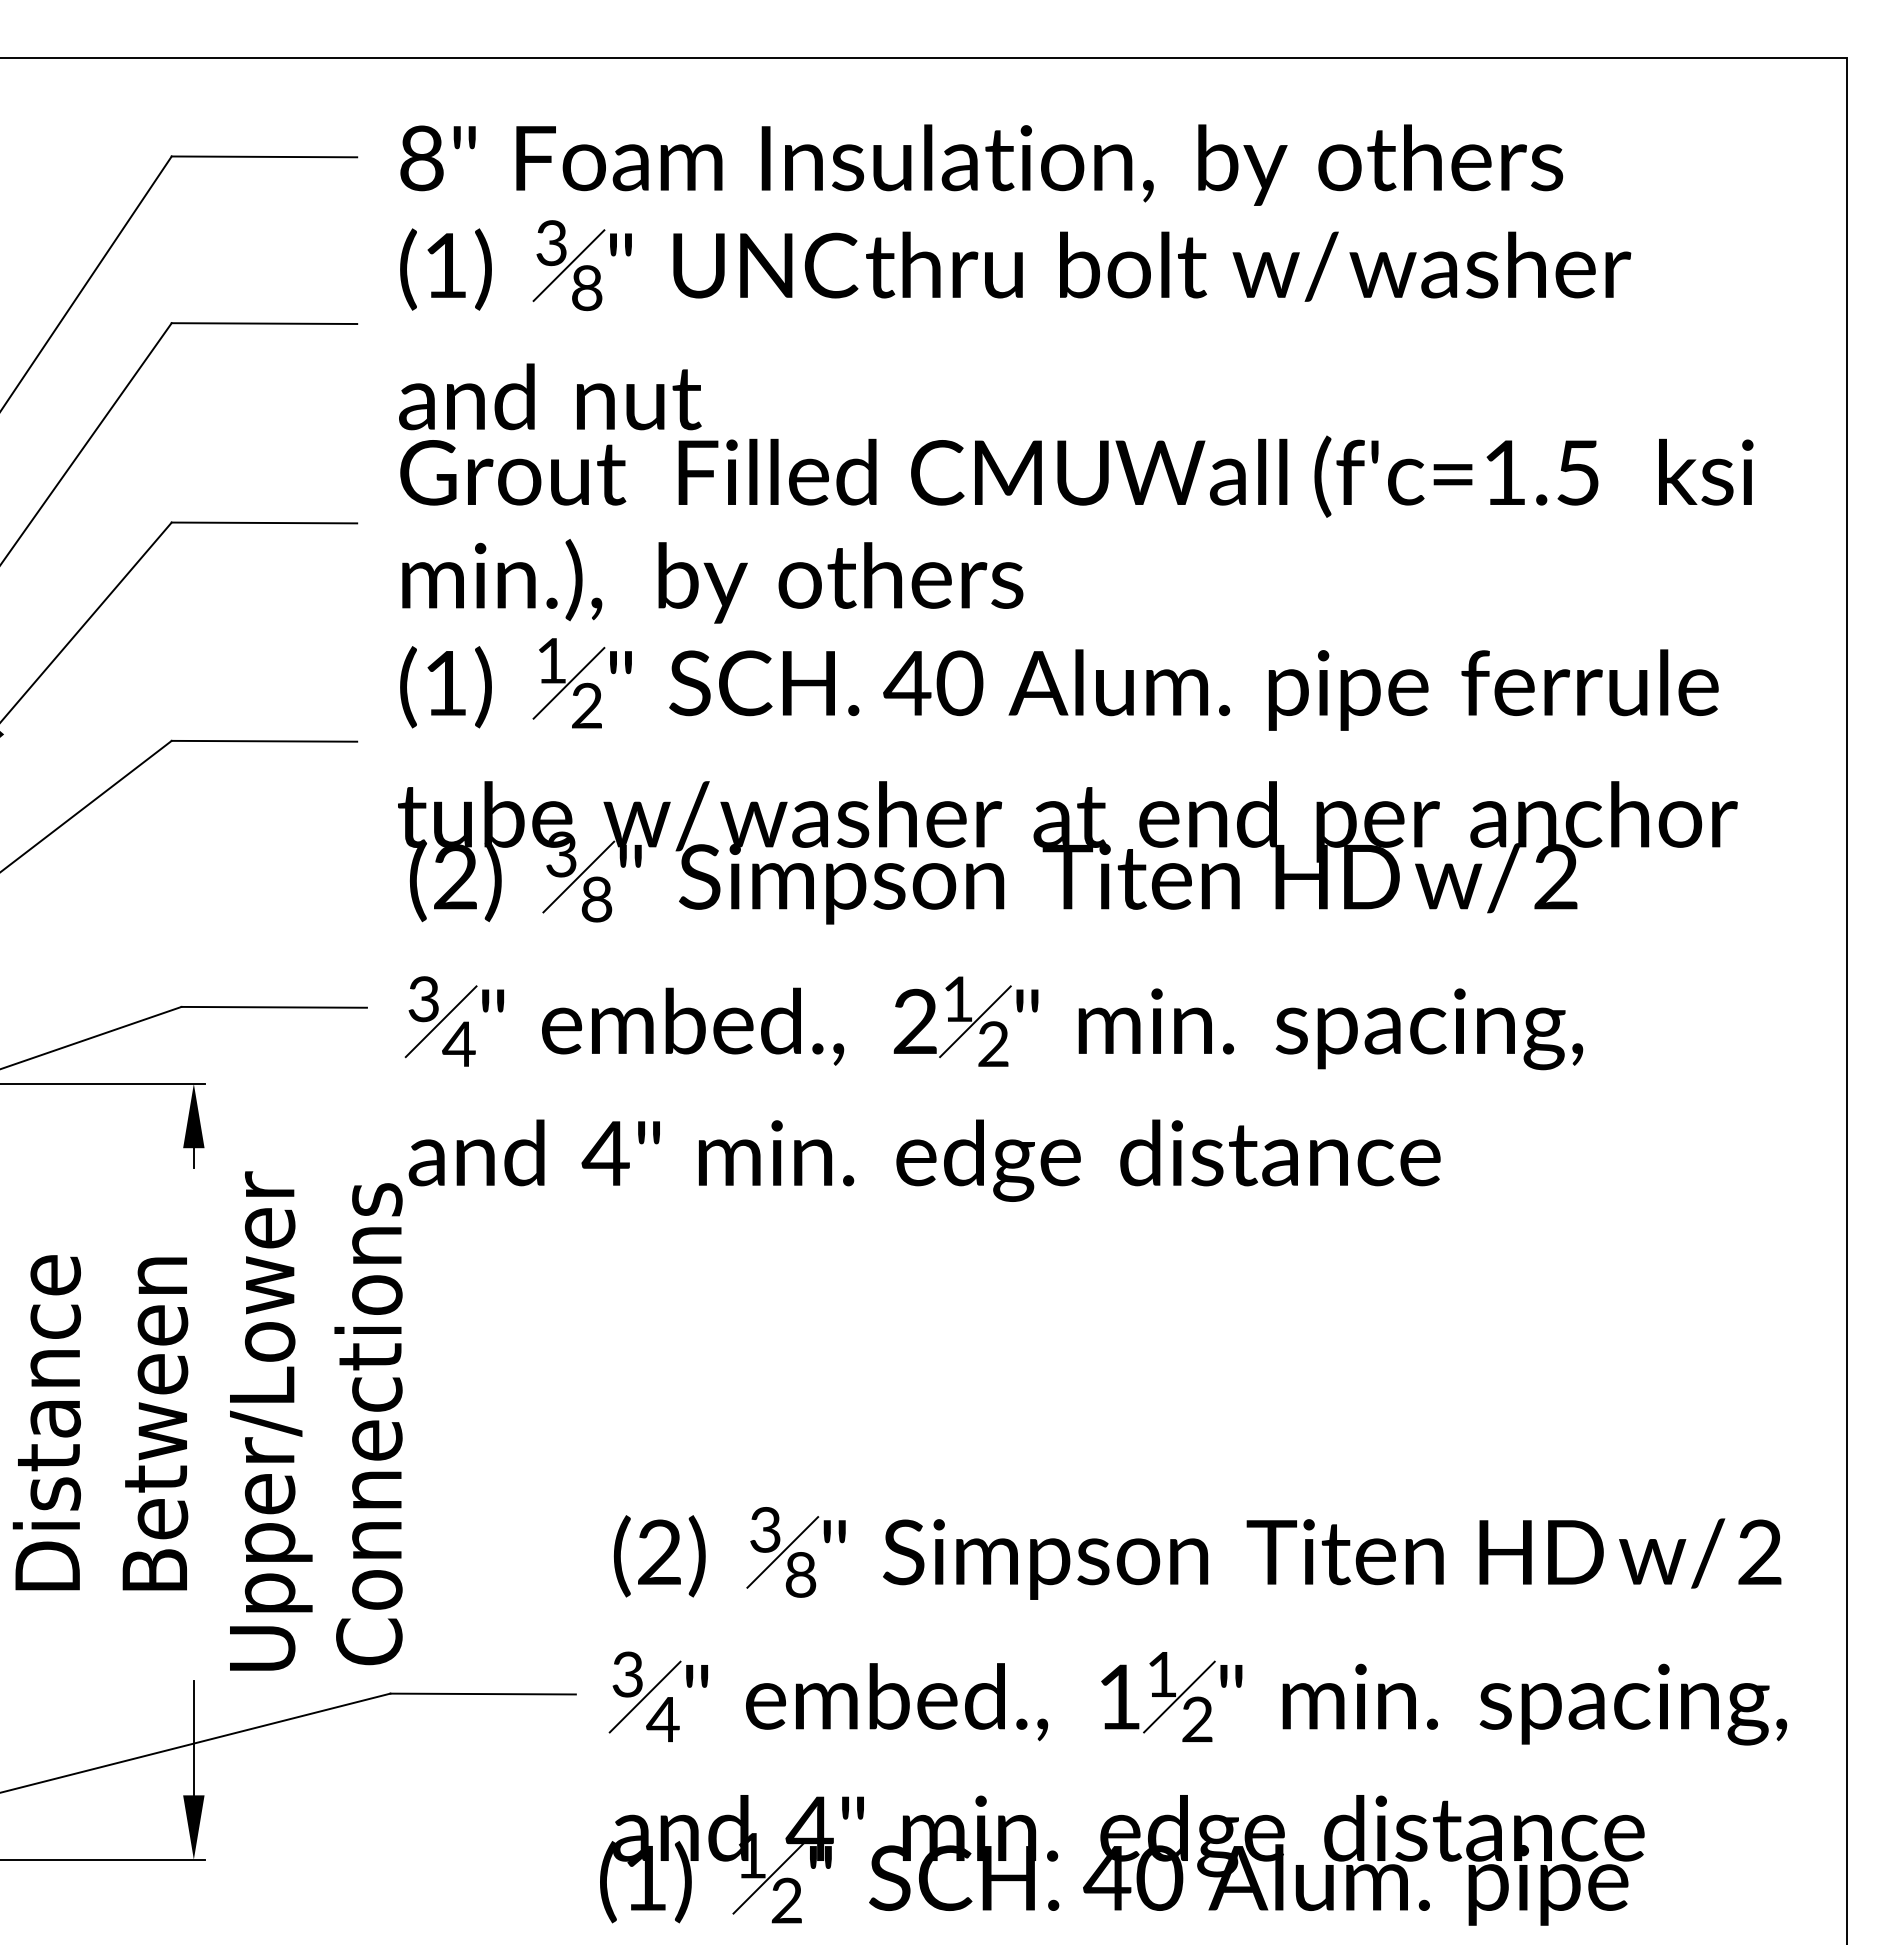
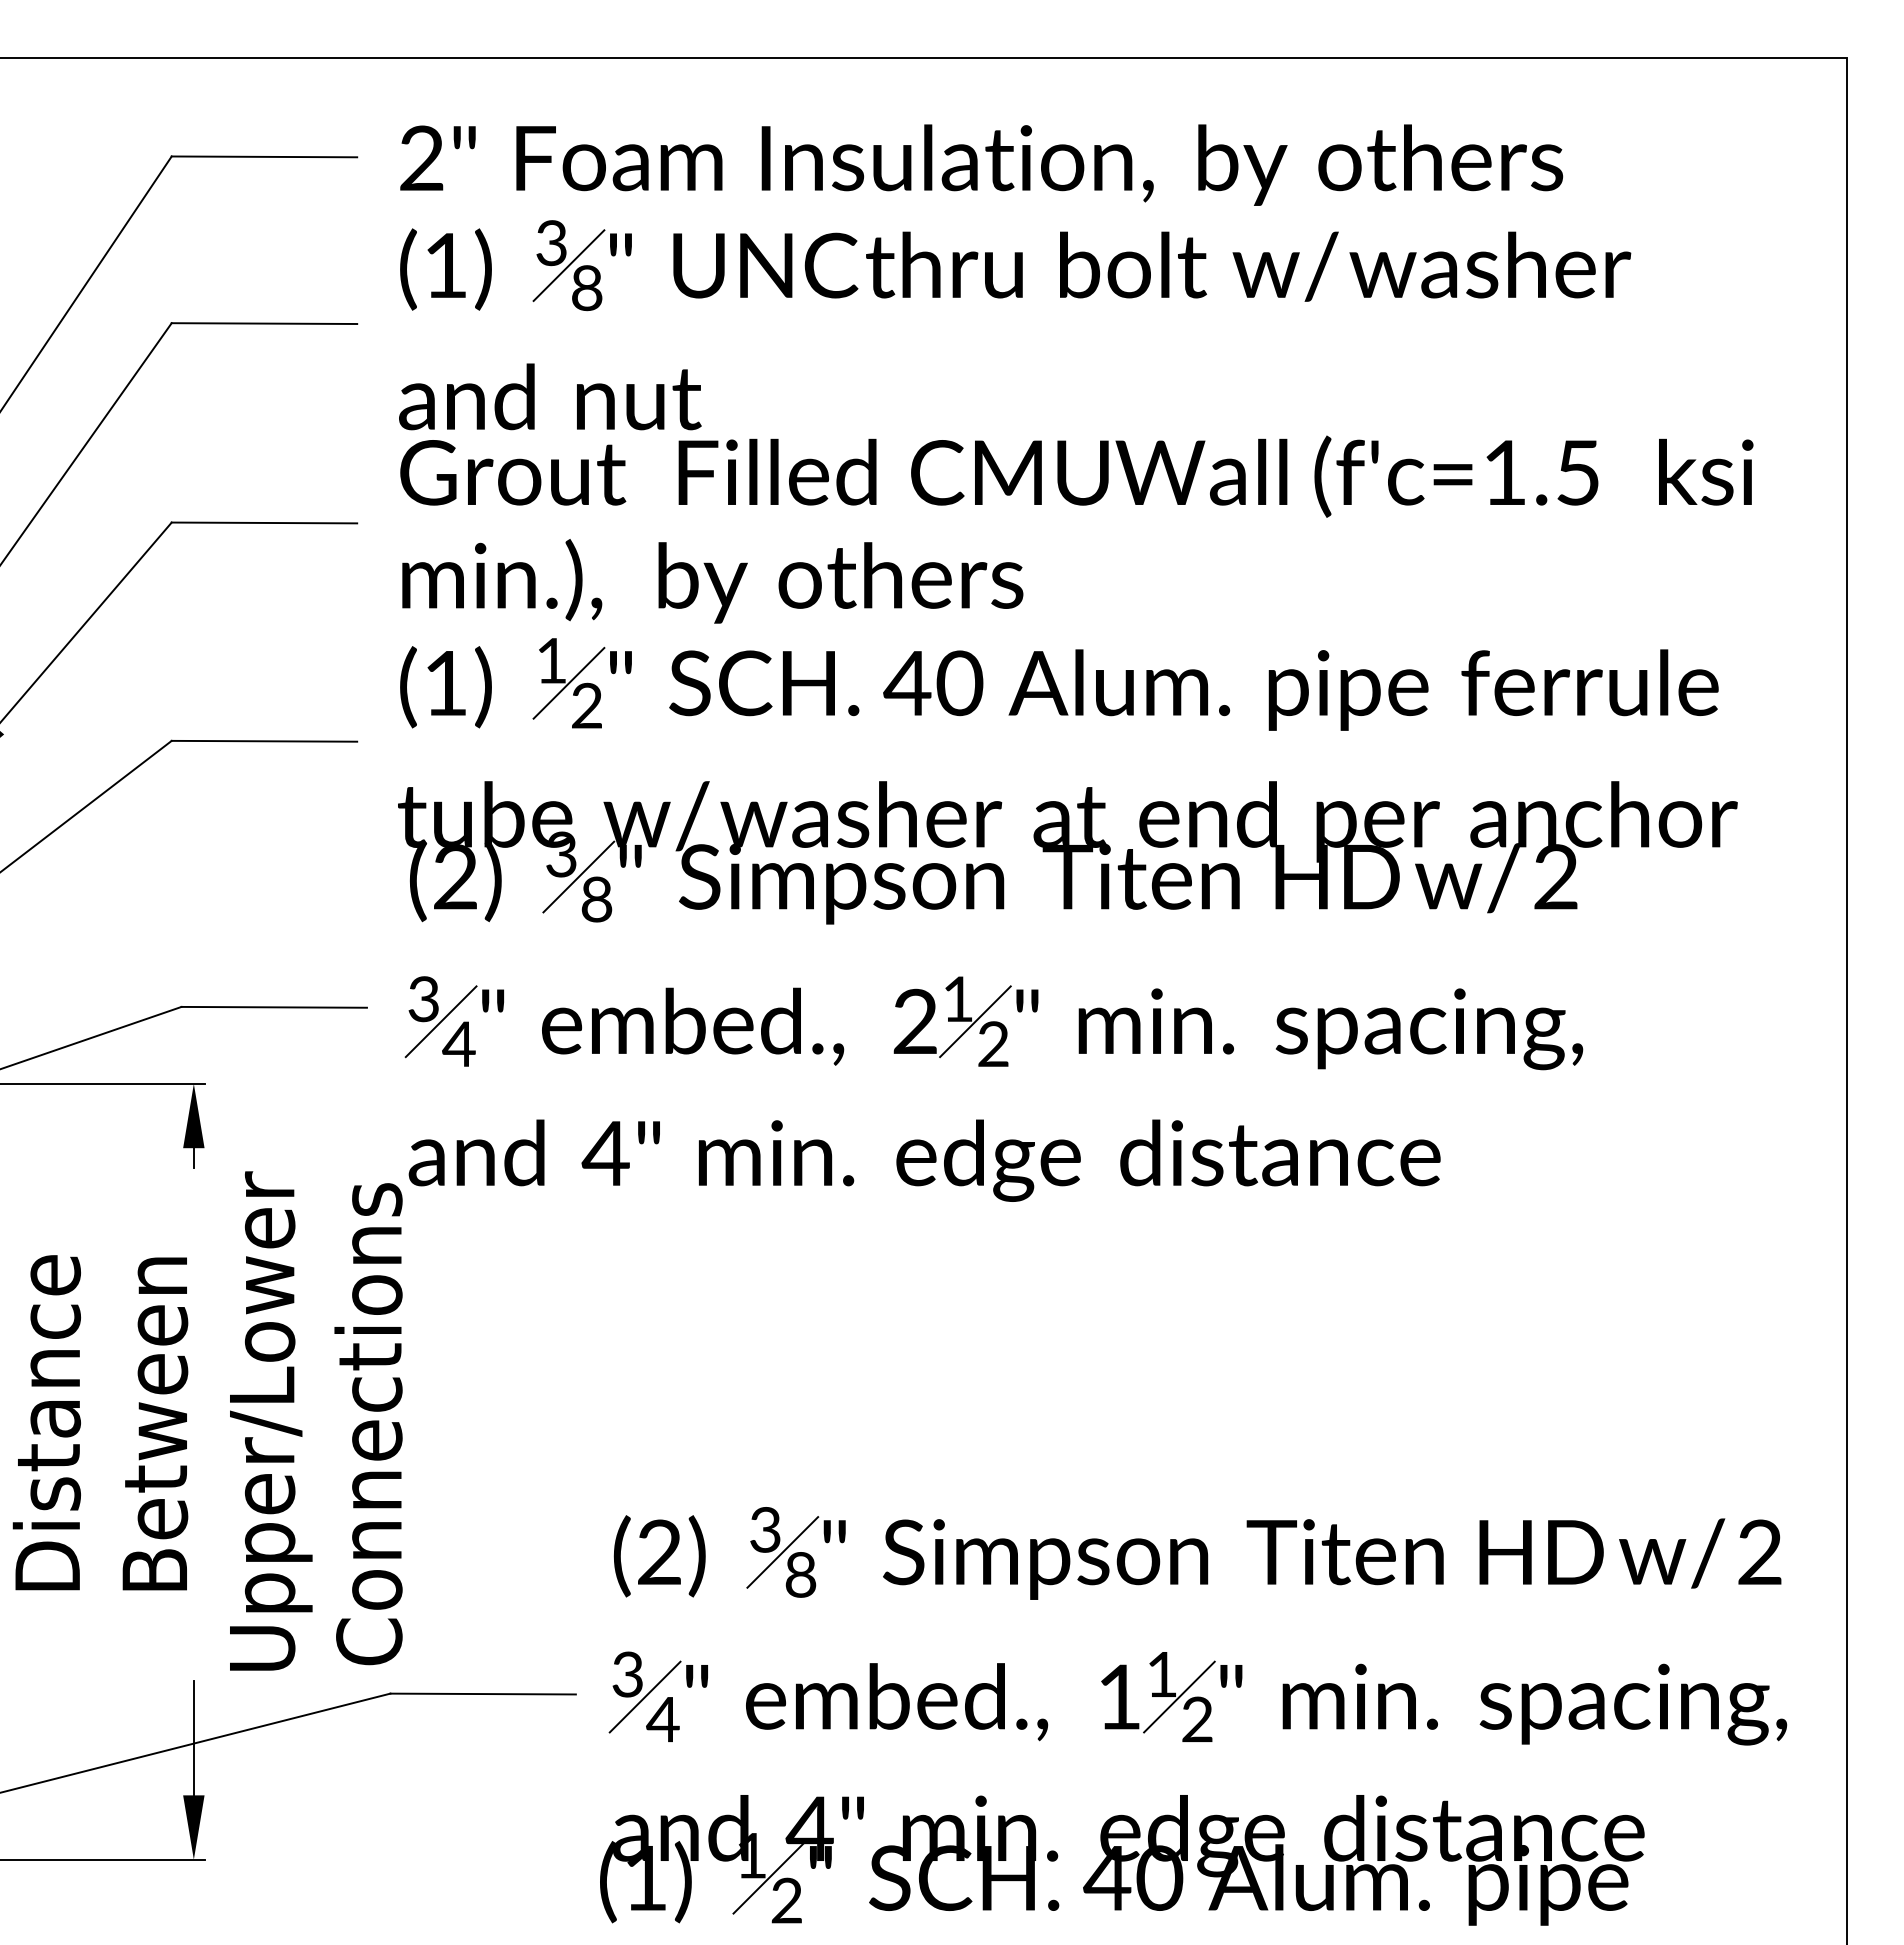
text: 8" -> 2" (421, 158)
